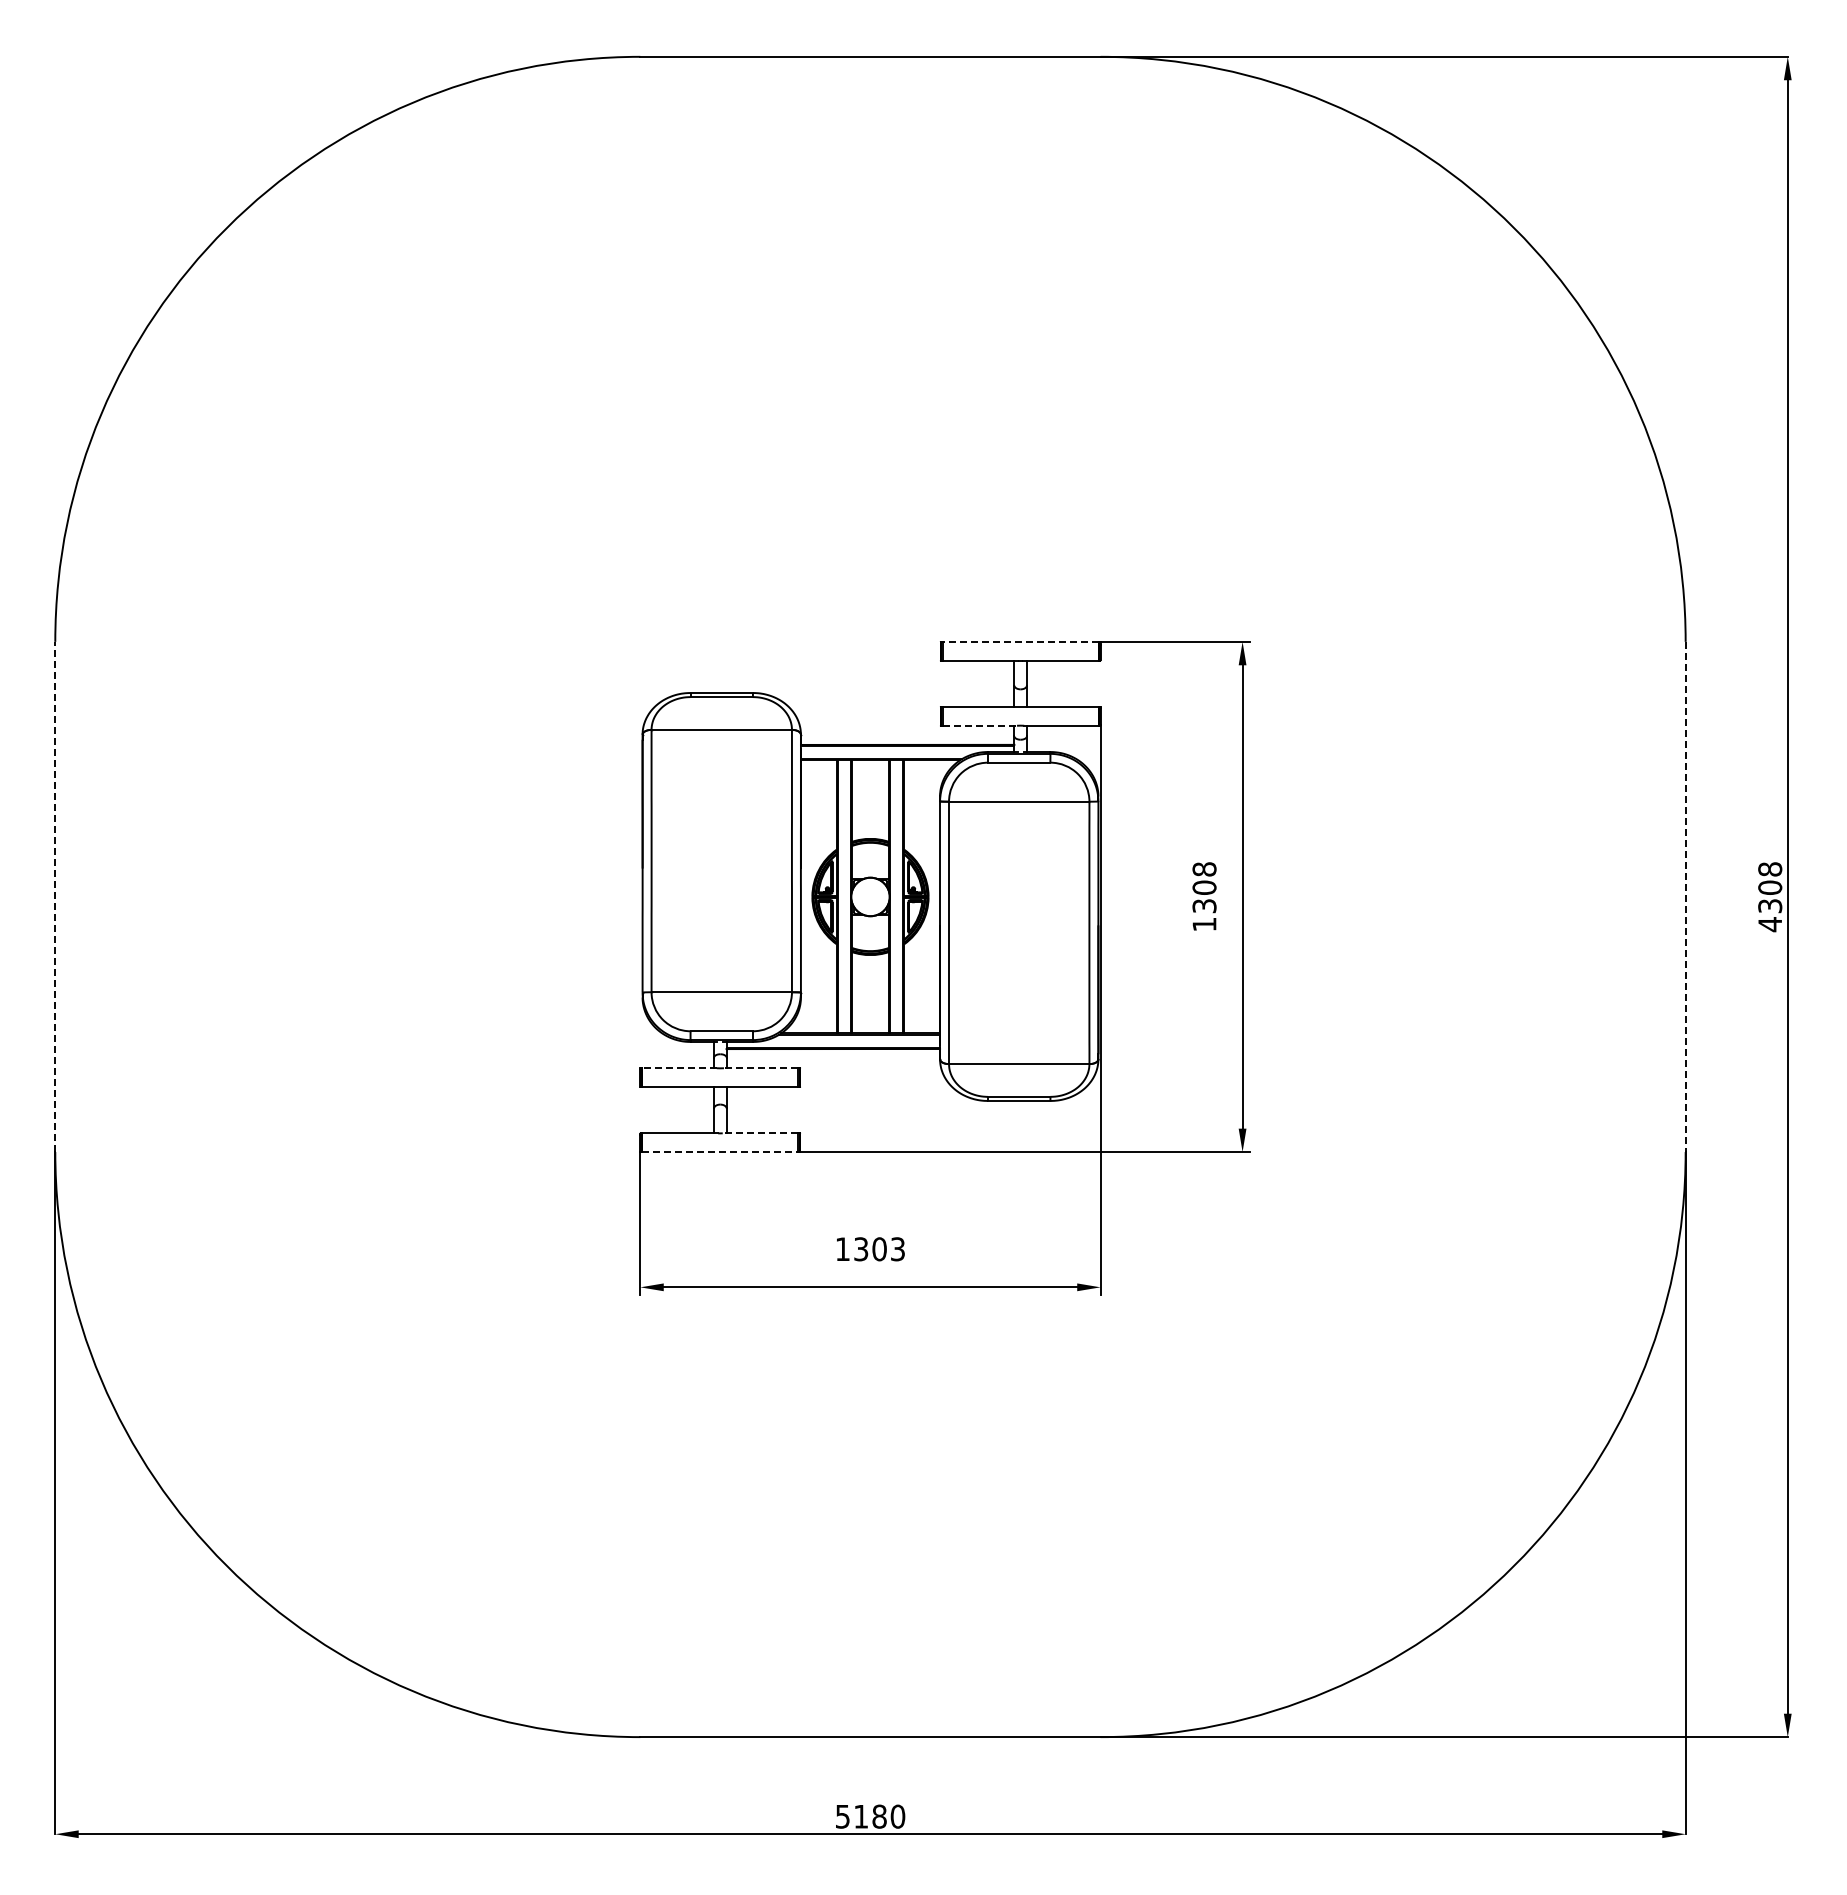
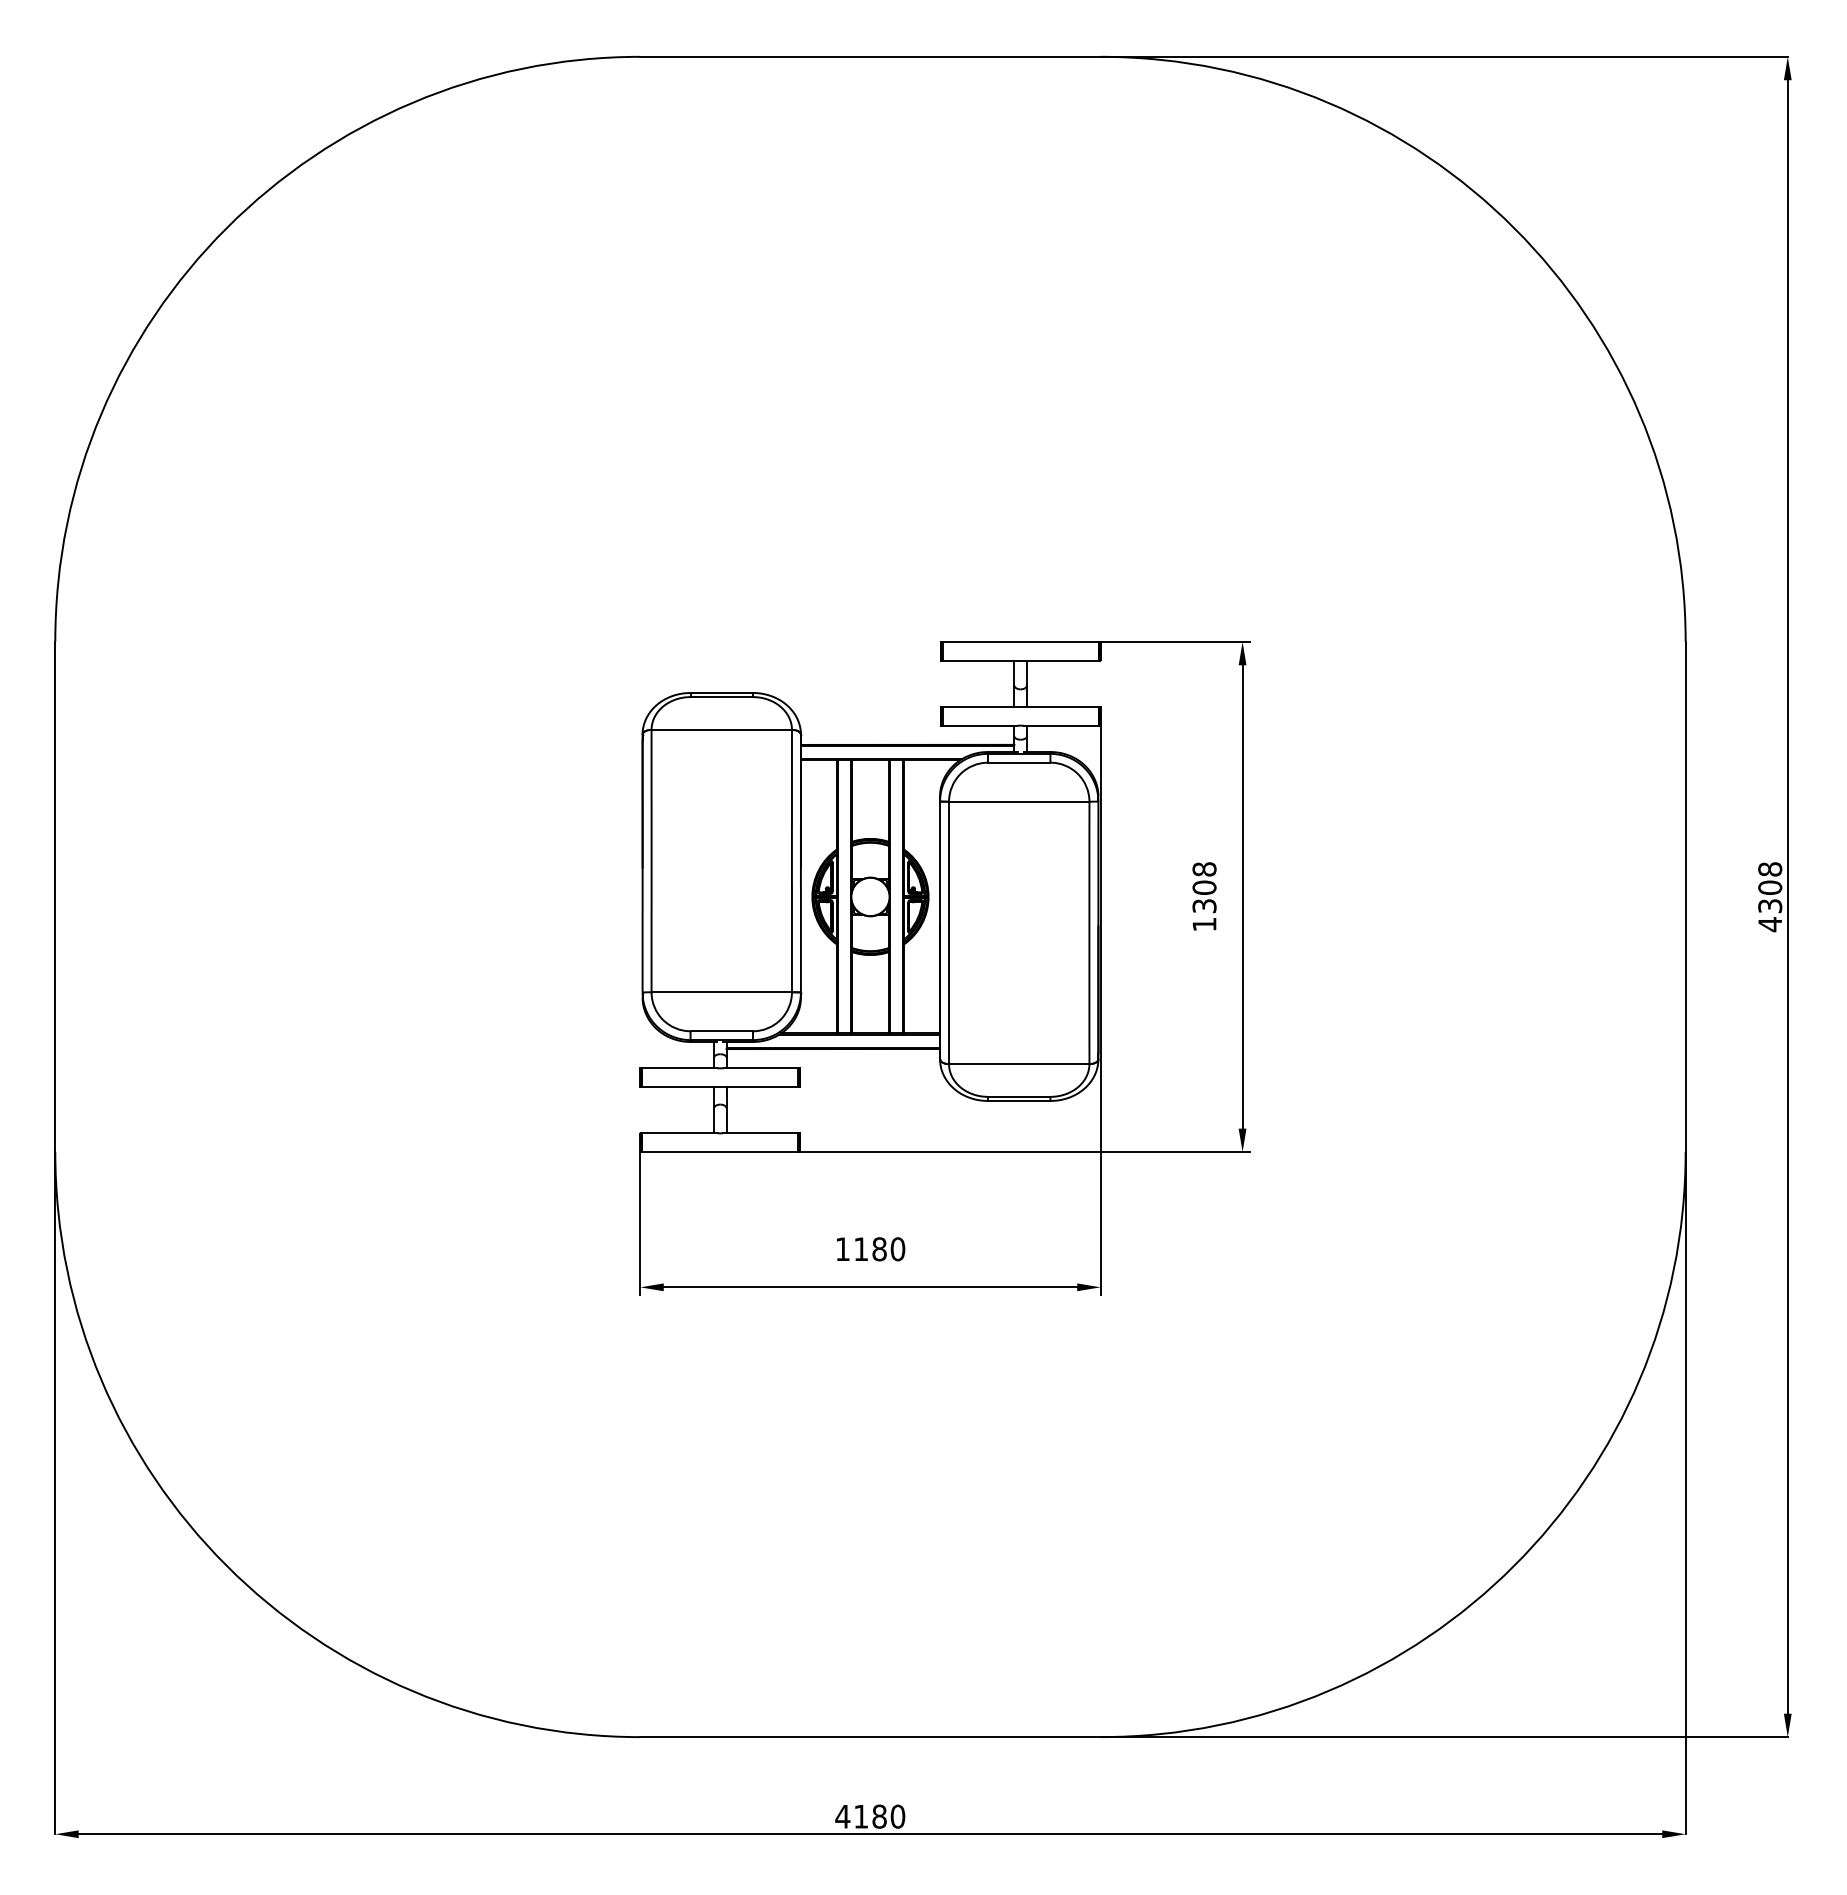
line: dashed -> solid (1020, 641)
line: dashed -> solid (980, 725)
line: dashed -> solid (55, 896)
line: dashed -> solid (1685, 897)
line: dashed -> solid (679, 1068)
line: dashed -> solid (760, 1068)
line: dashed -> solid (760, 1133)
line: dashed -> solid (720, 1152)
text: 1303 -> 1180 (879, 1249)
text: 5180 -> 4180 (842, 1816)
